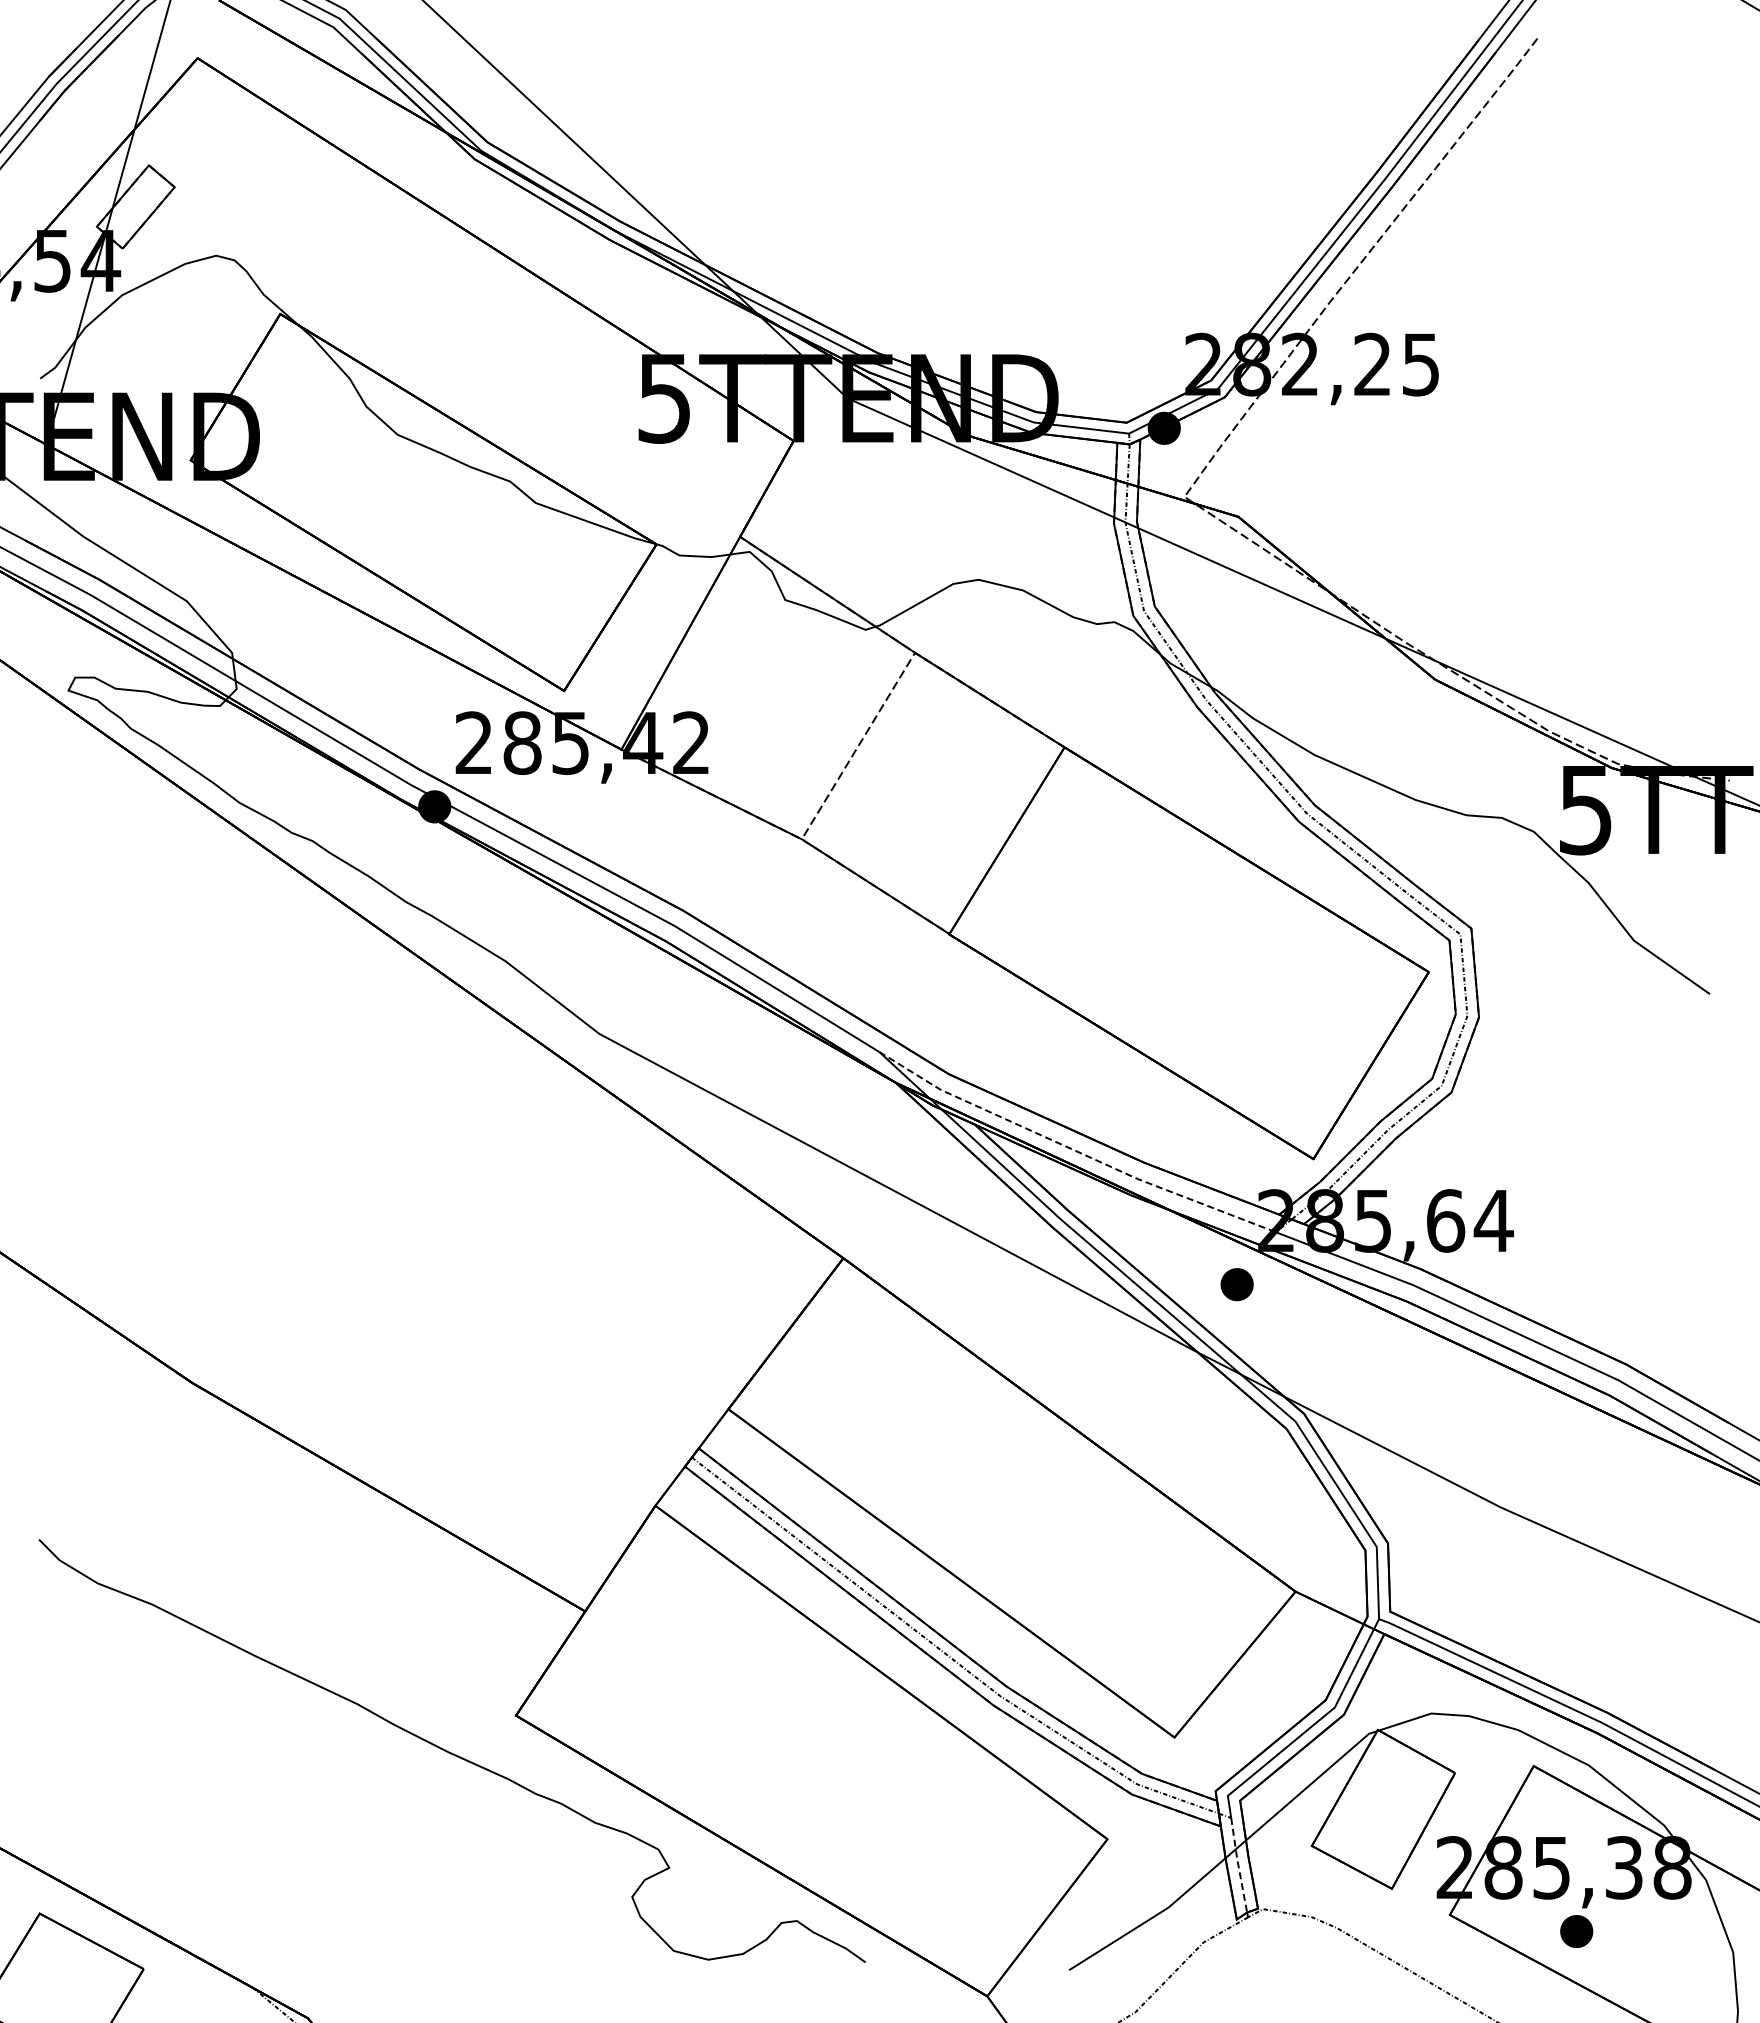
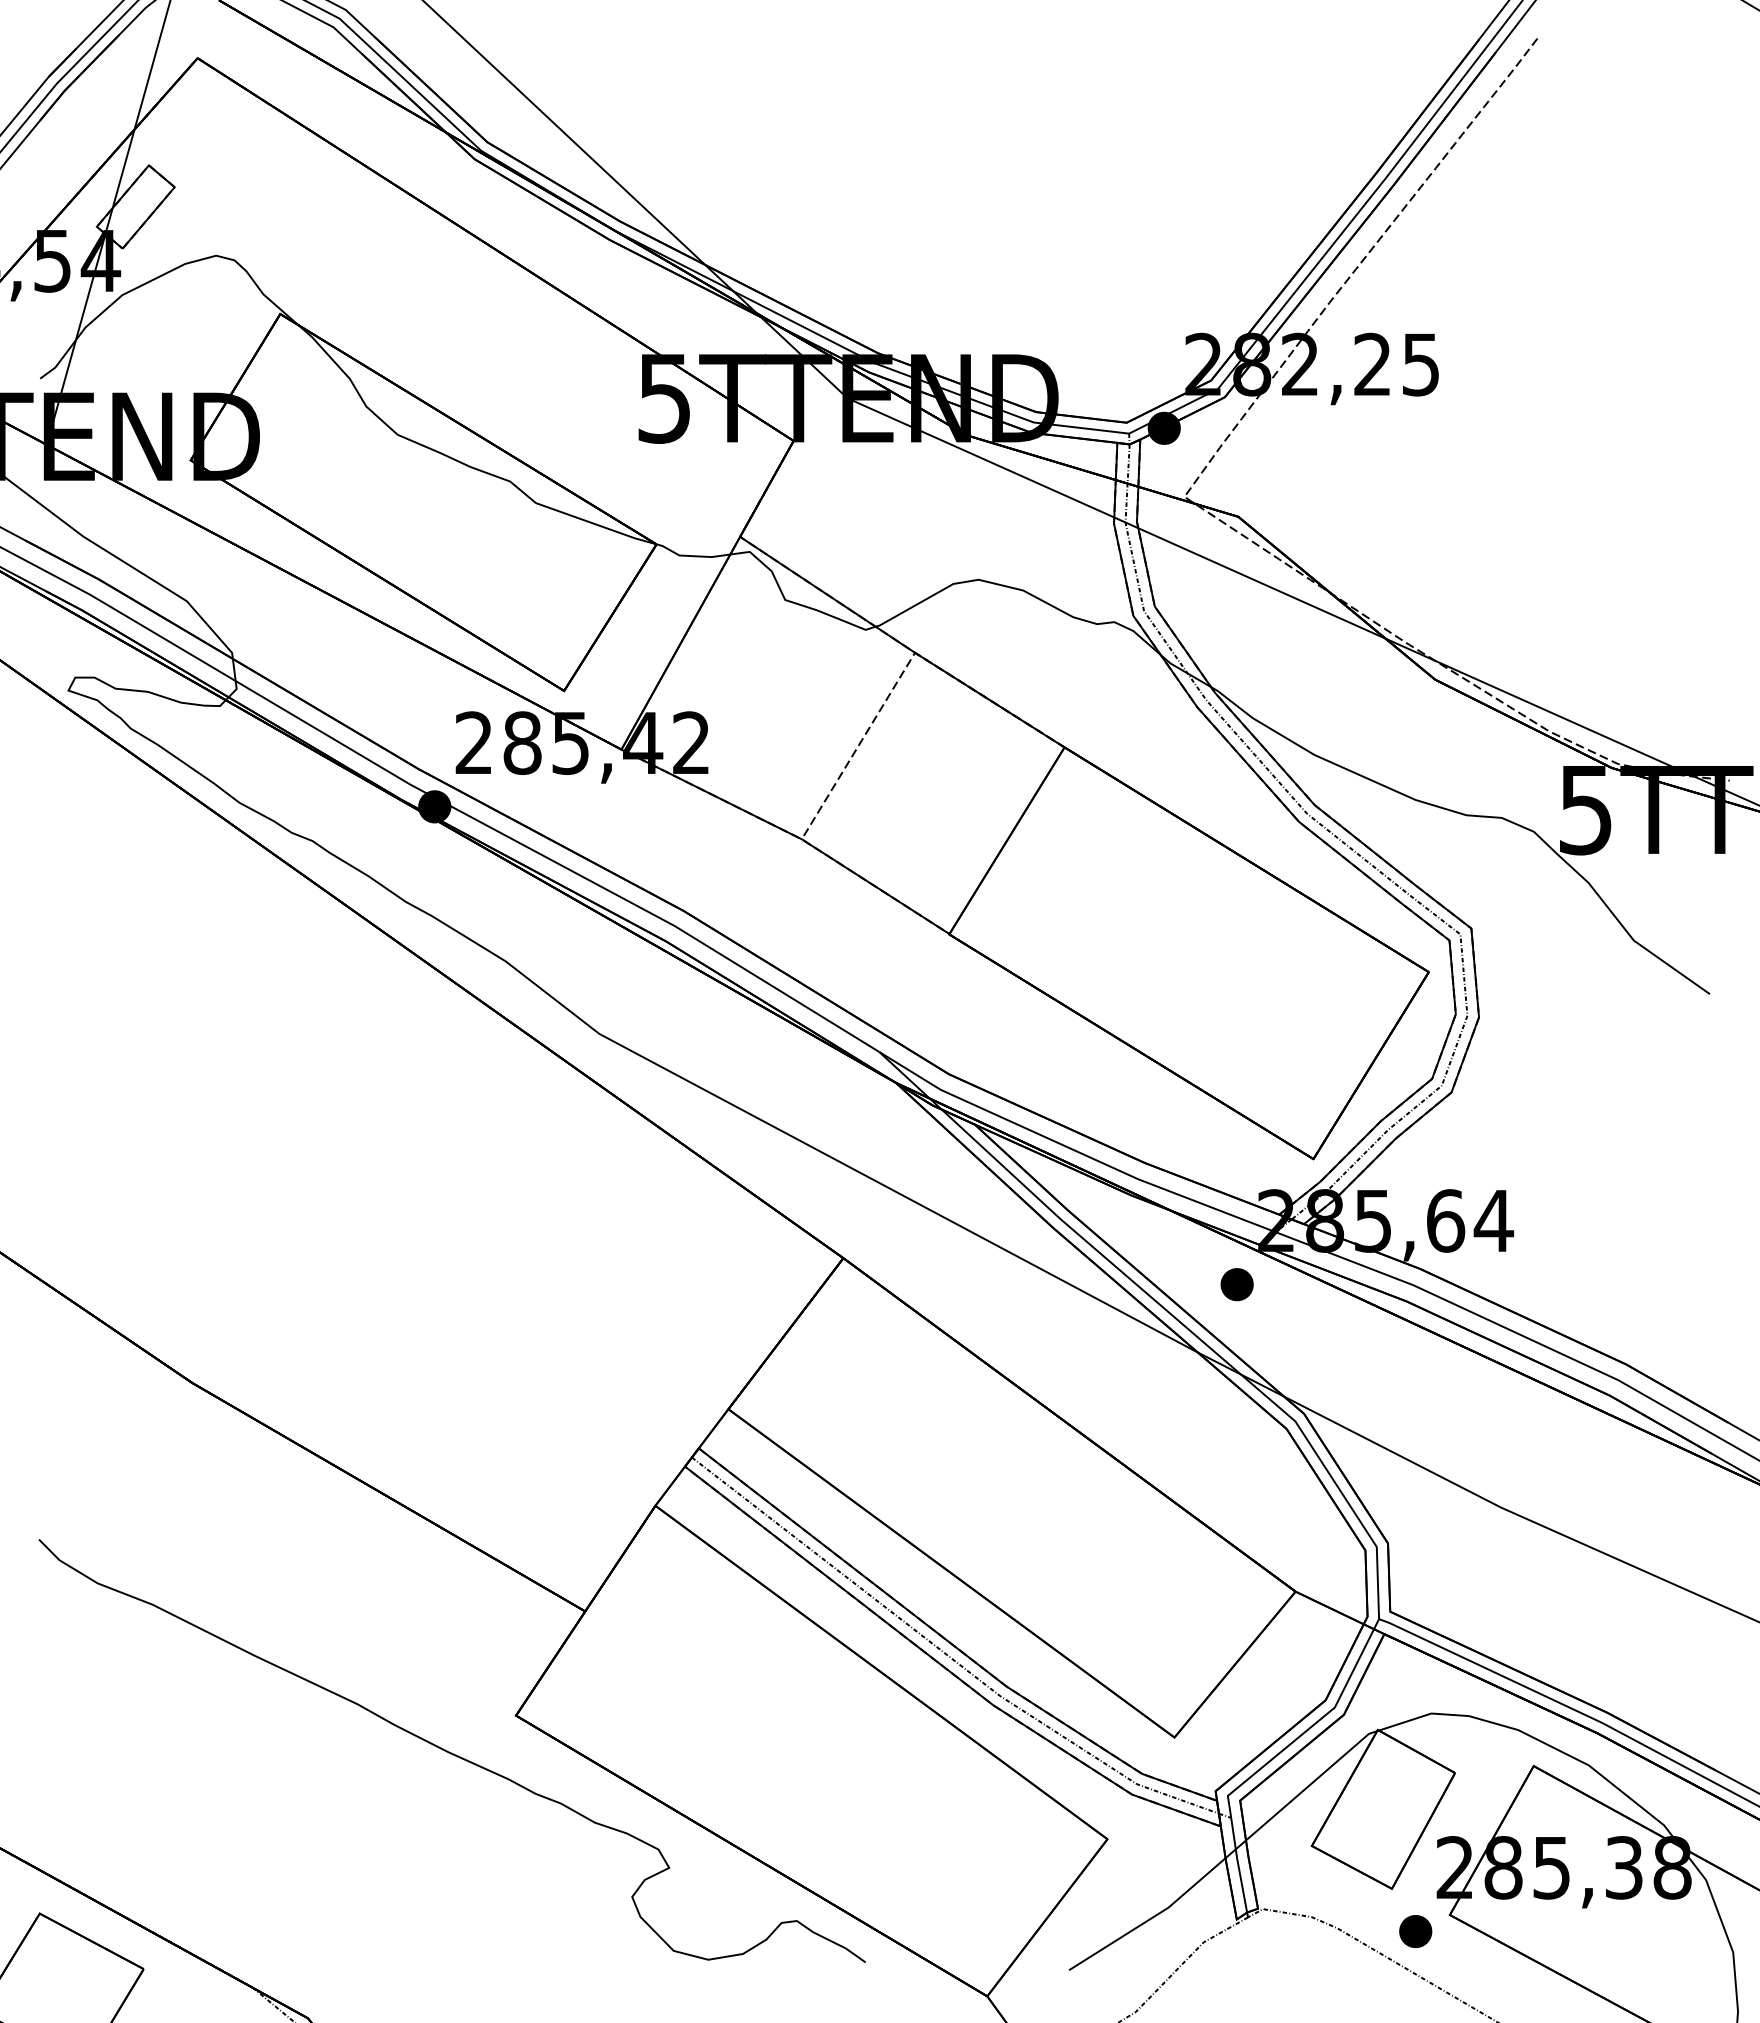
line: dashed -> solid (1073, 1149)
line: dashed -> solid (1238, 1864)
part position: (1576, 1931) -> (1415, 1931) (1415, 1931)
